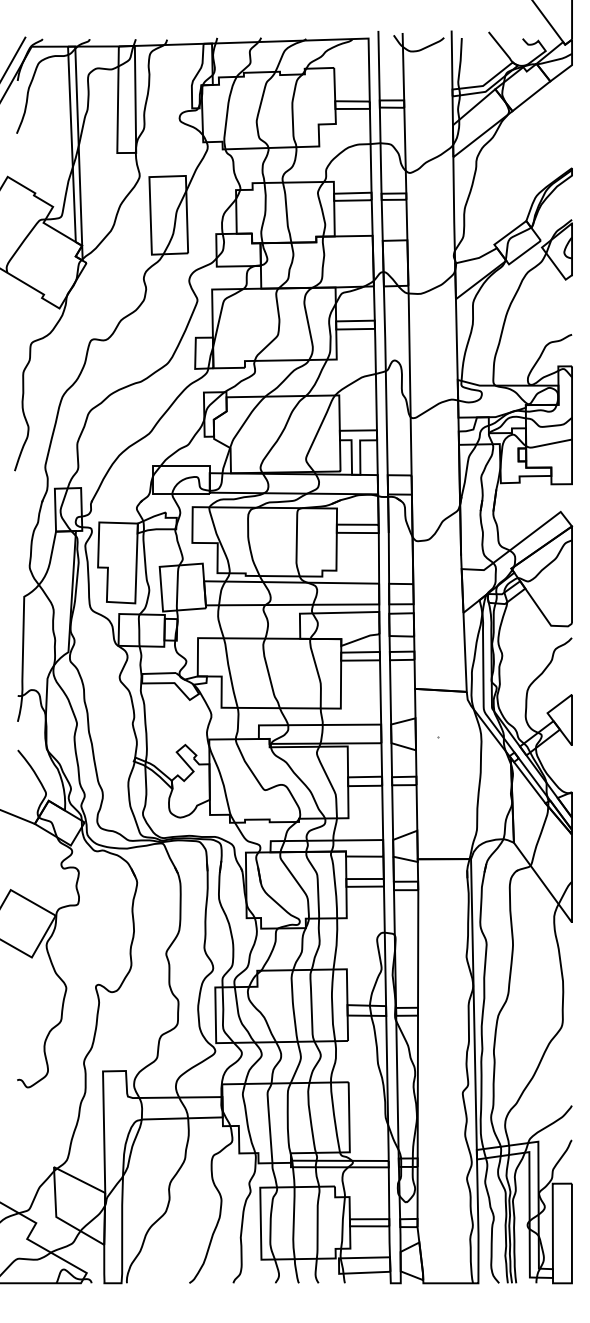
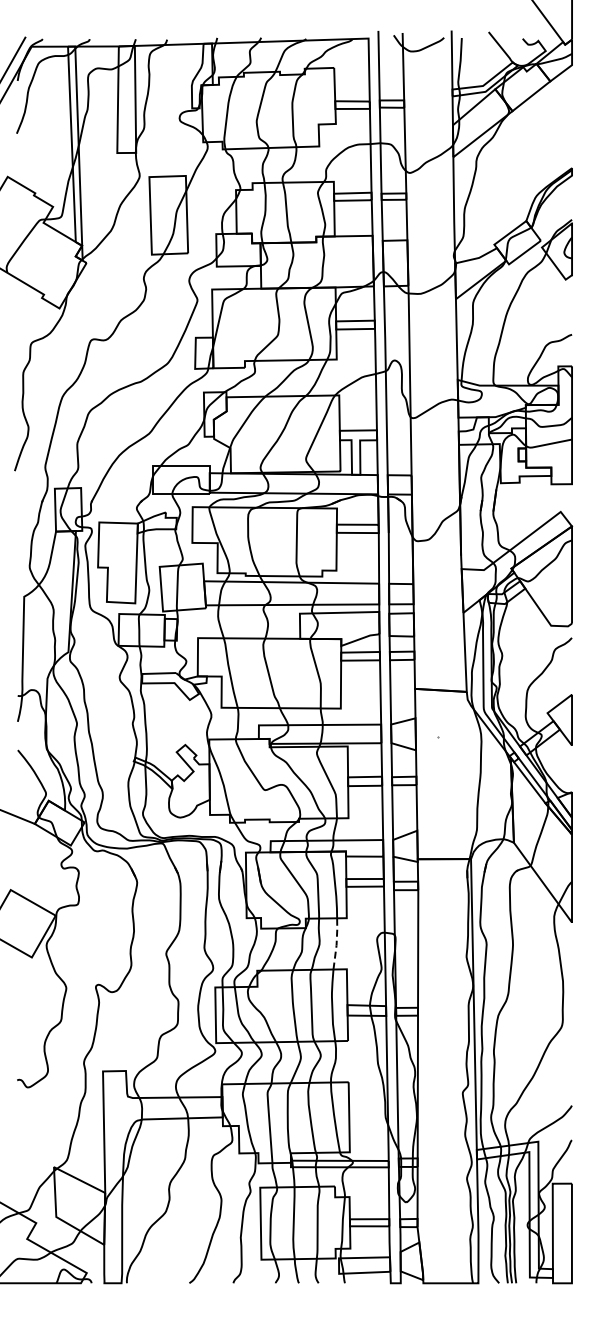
line: solid -> dashed (336, 943)
